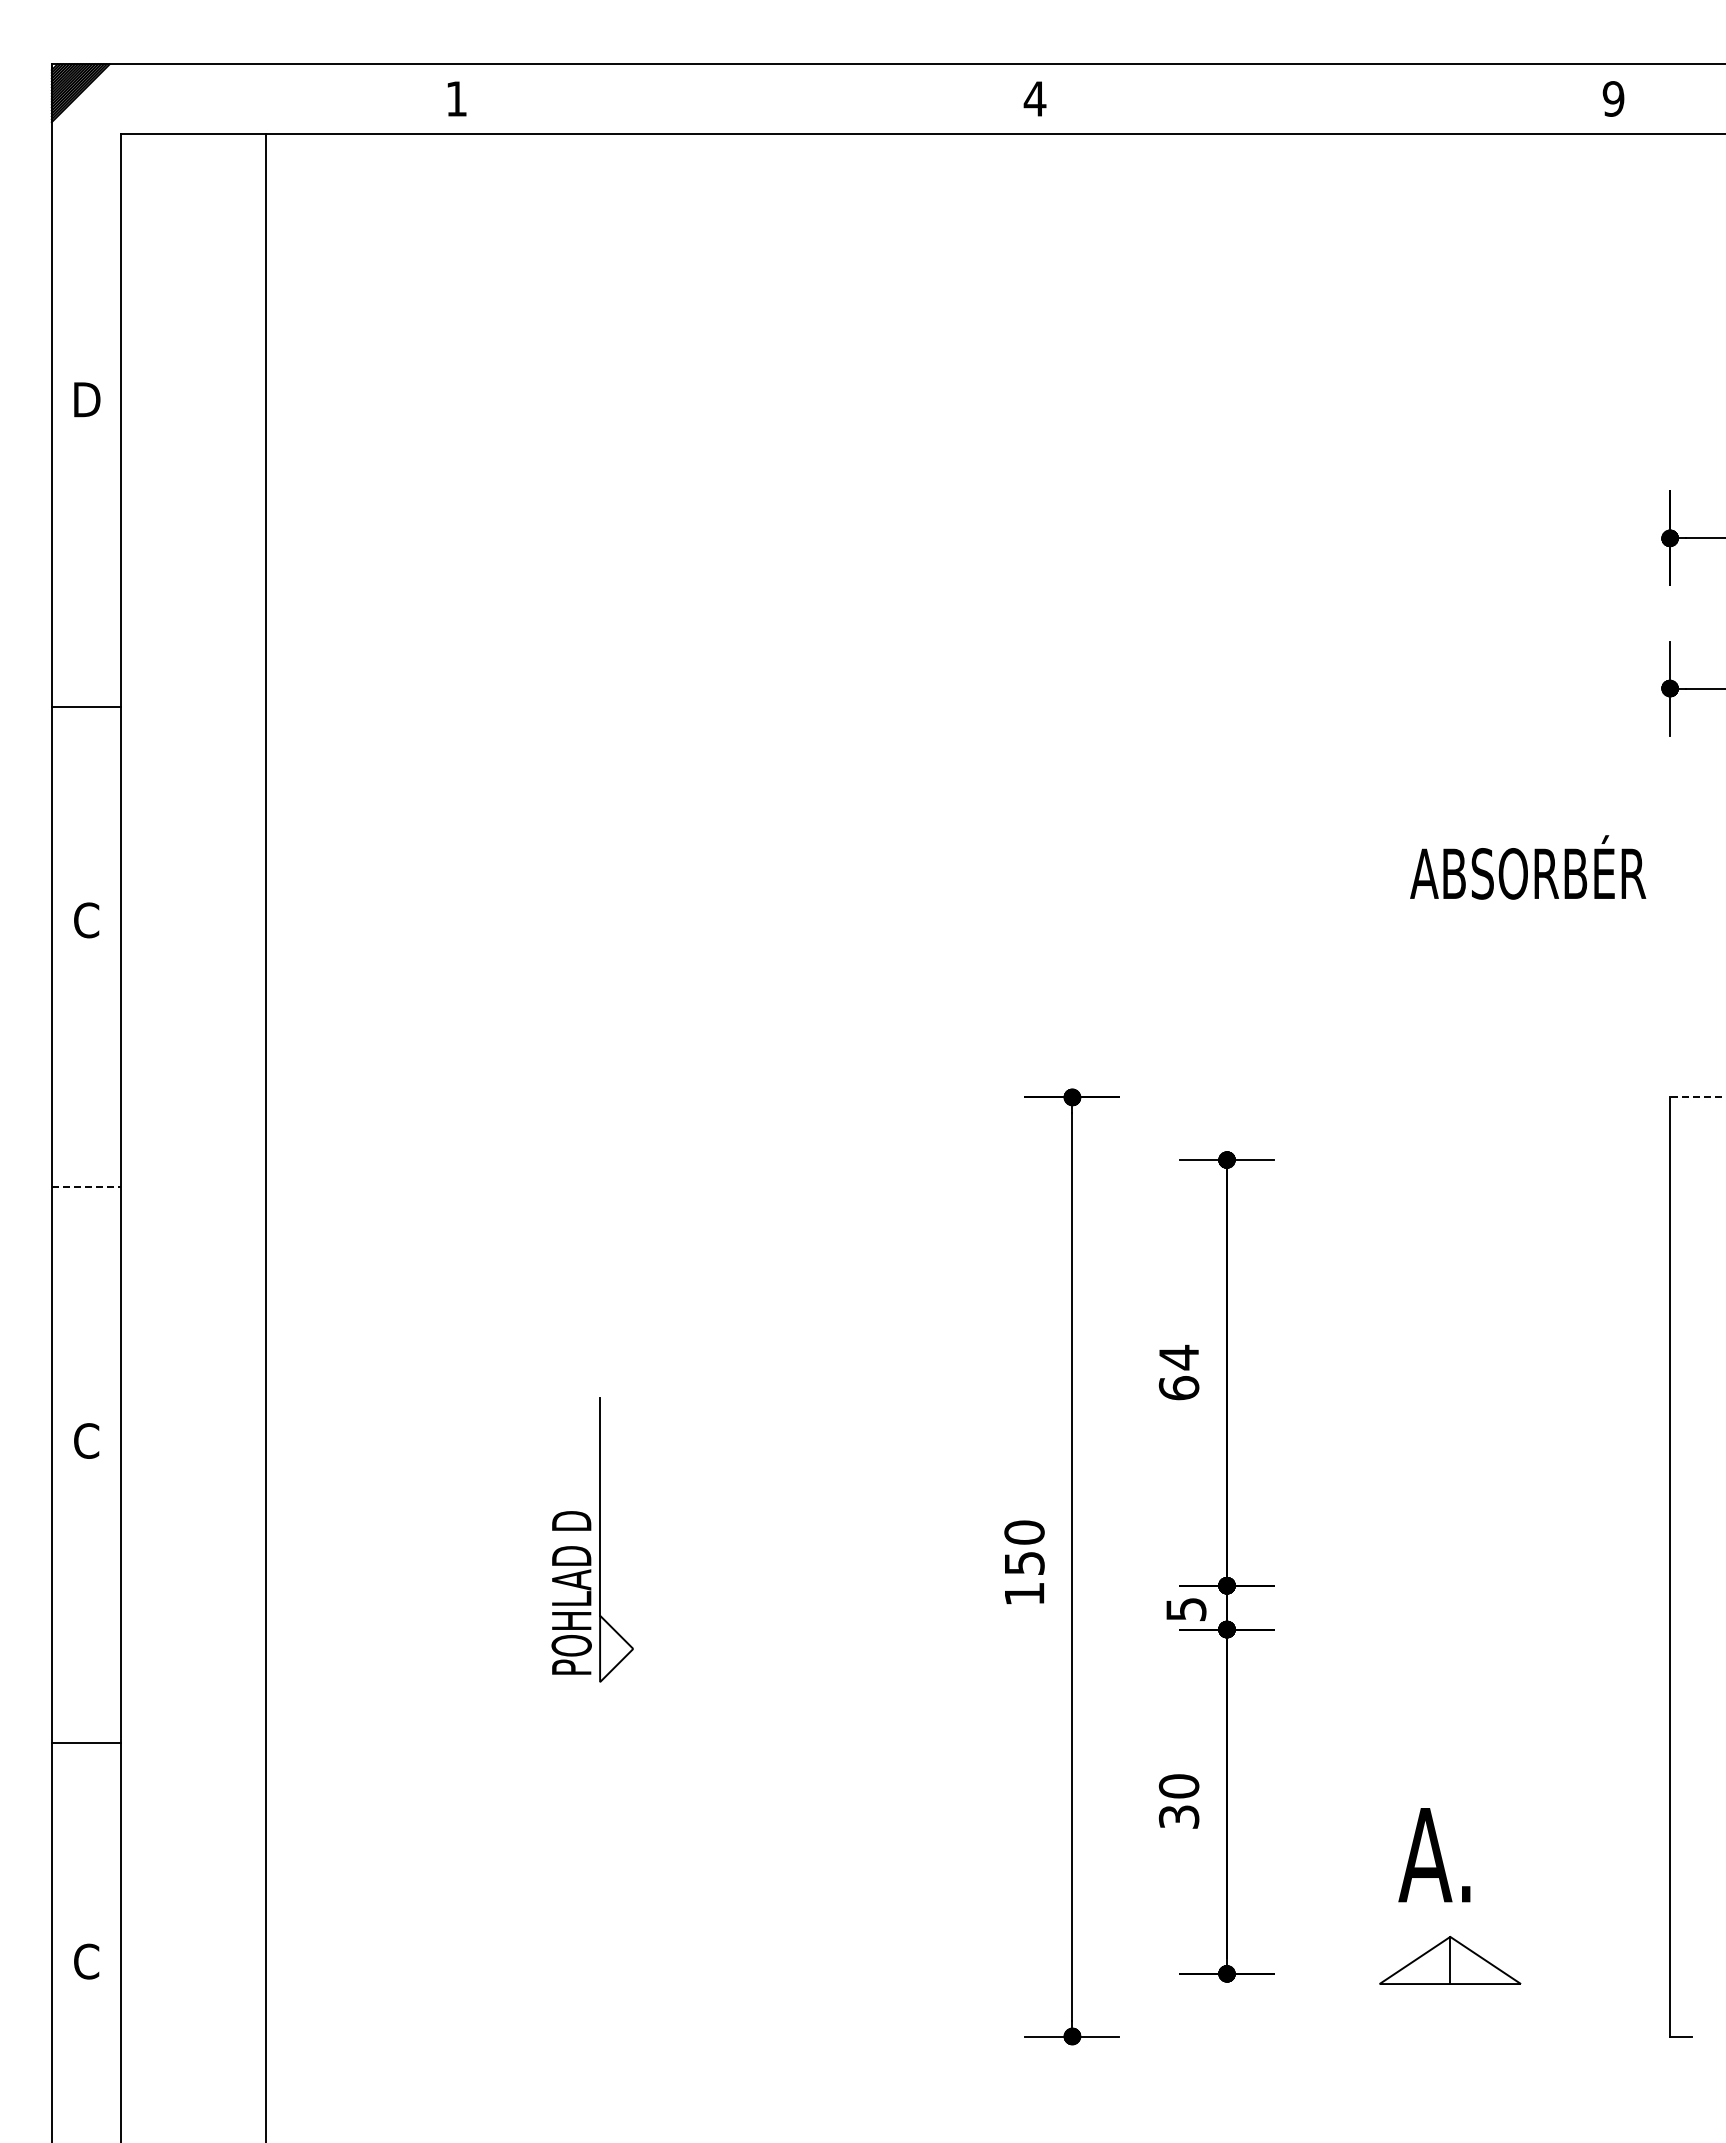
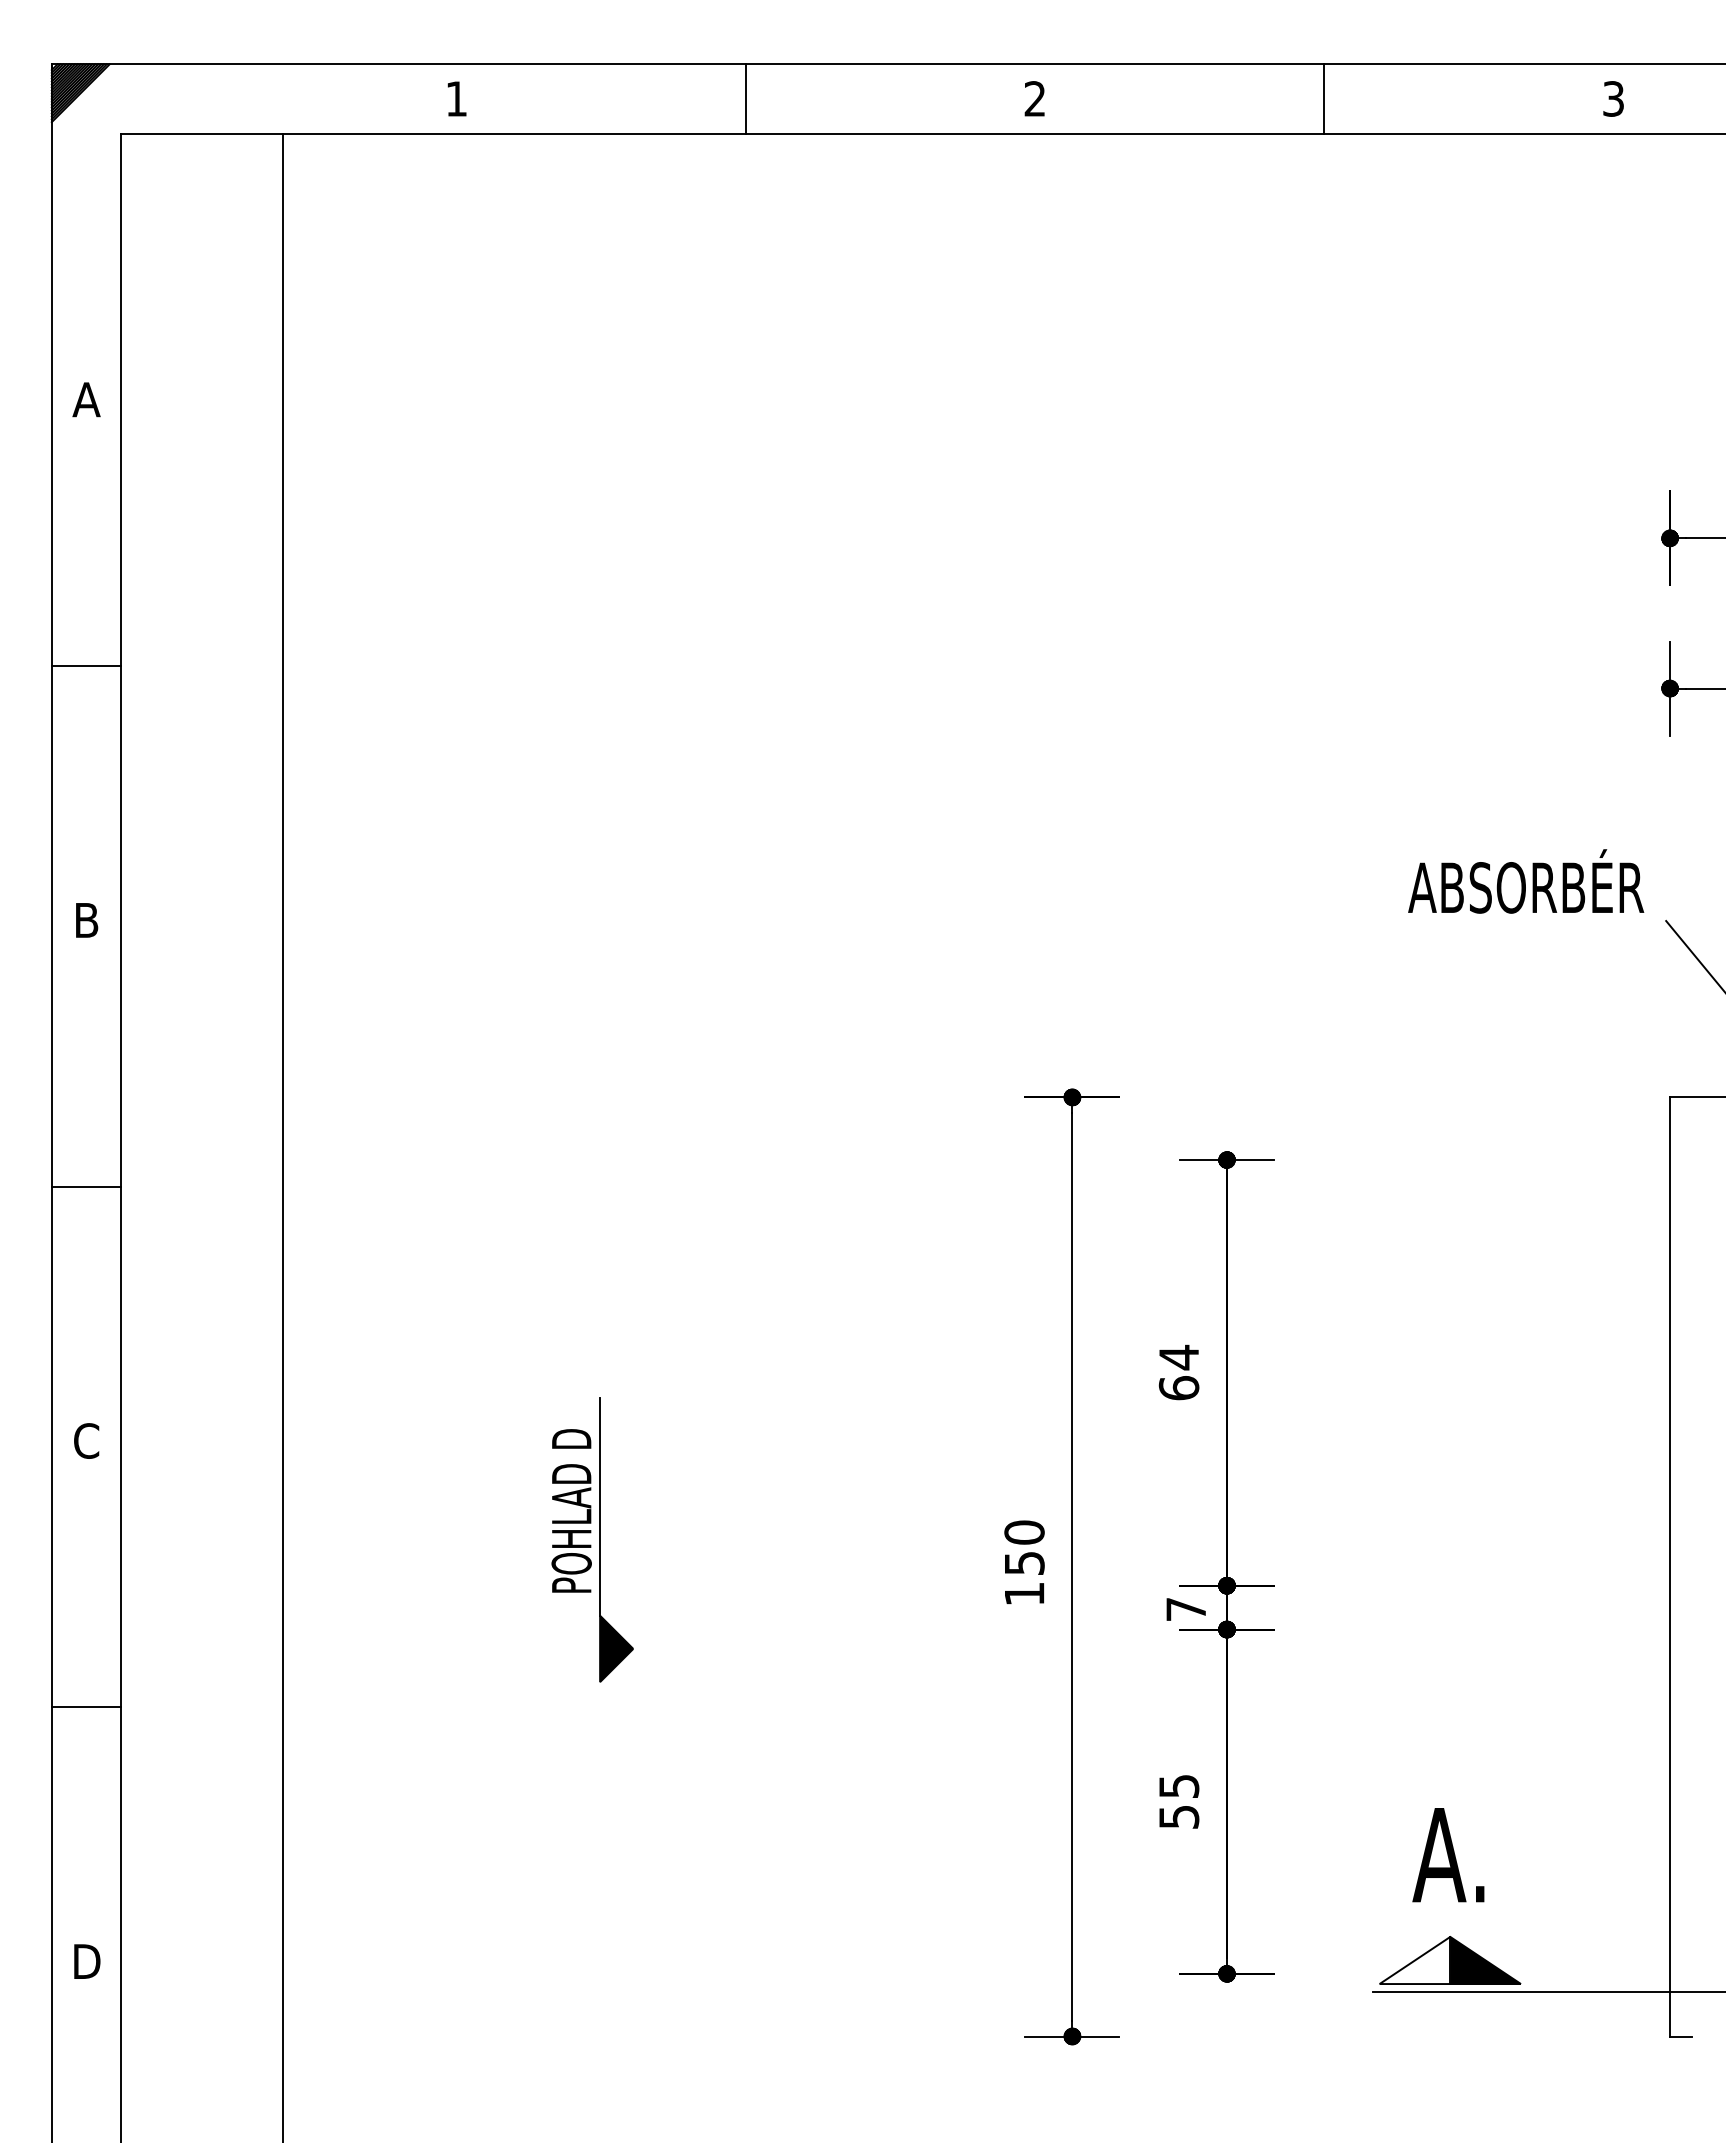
line: none -> present (746, 98)
text: 4 -> 2 (1034, 98)
line: none -> present (1324, 98)
text: 9 -> 3 (1613, 98)
text: D -> A (86, 399)
line position: (86, 706) -> (86, 665) (86, 665)
text position: (1528, 867) -> (1526, 881) (1526, 881)
text: C -> B (86, 920)
line: none -> present (1694, 955)
line: dashed -> solid (1697, 1097)
line position: (266, 1136) -> (283, 1136) (283, 1136)
line: dashed -> solid (86, 1186)
text position: (571, 1592) -> (571, 1510) (571, 1510)
text: 5 -> 7 (1186, 1609)
fill: none -> present (616, 1648)
line position: (86, 1743) -> (86, 1707) (86, 1707)
text: 30 -> 55 (1178, 1801)
text position: (1434, 1855) -> (1448, 1855) (1448, 1855)
fill: none -> present (1485, 1960)
text: C -> D (87, 1961)
line: none -> present (1547, 1992)
